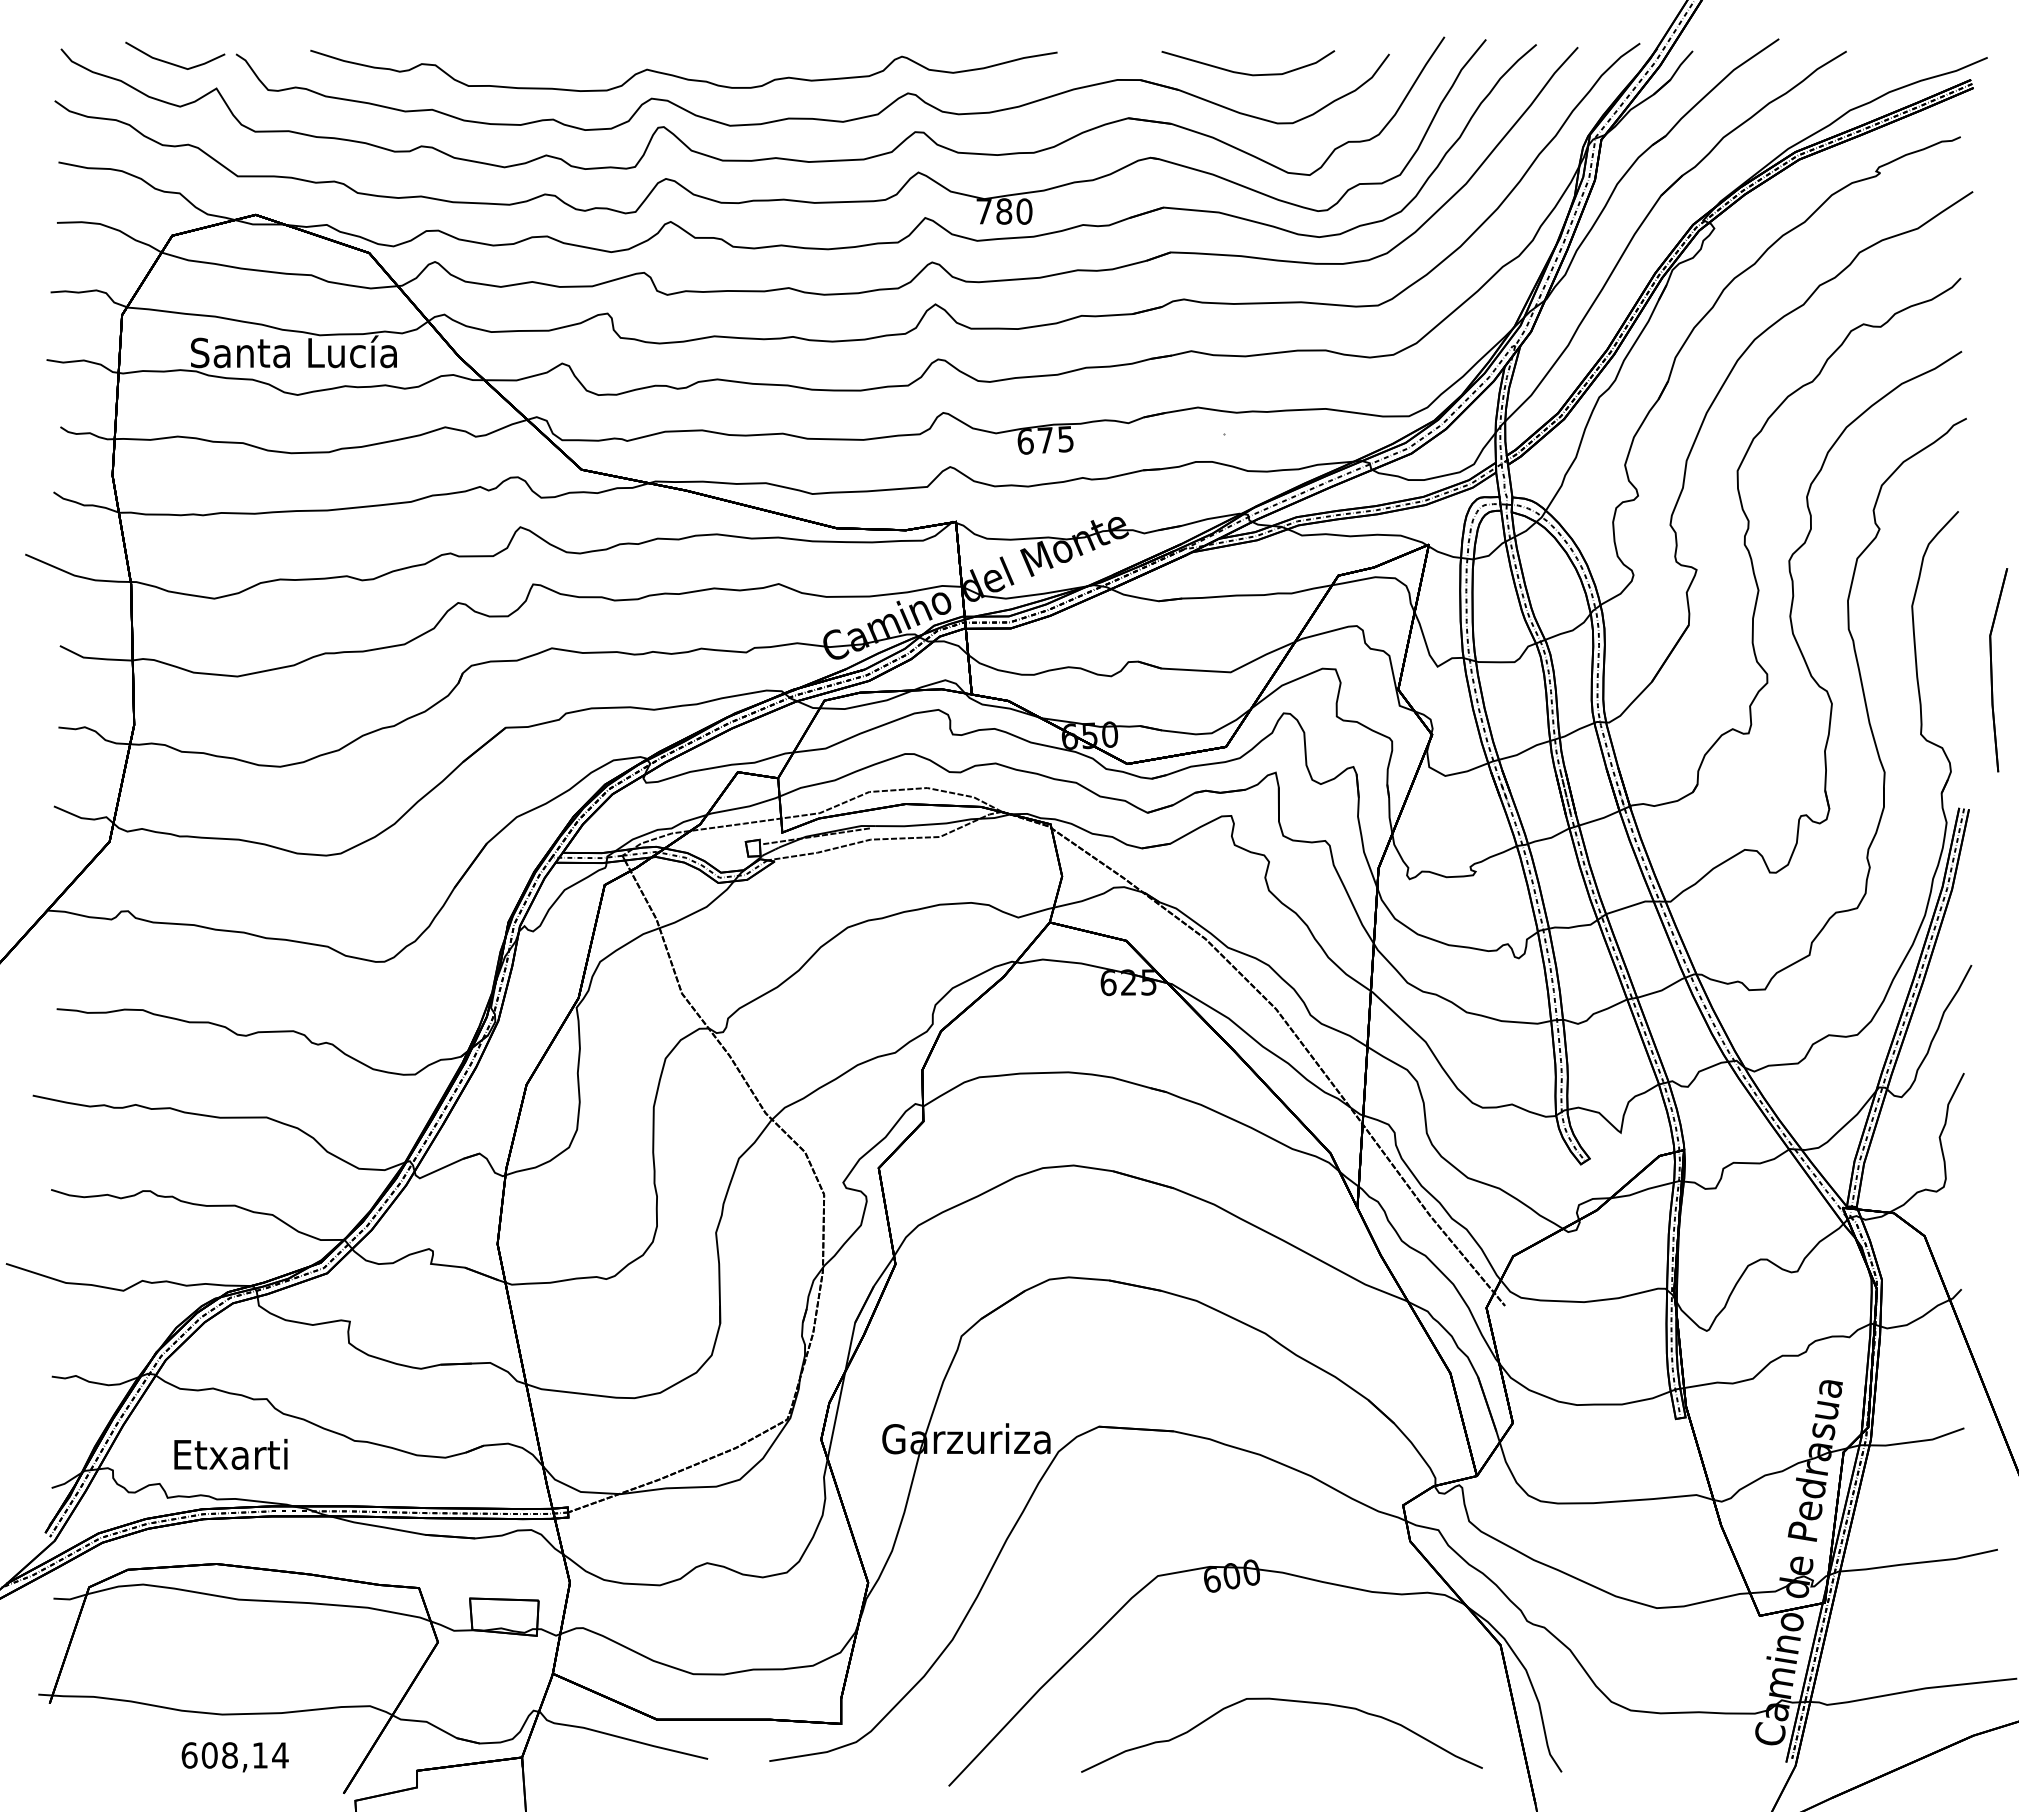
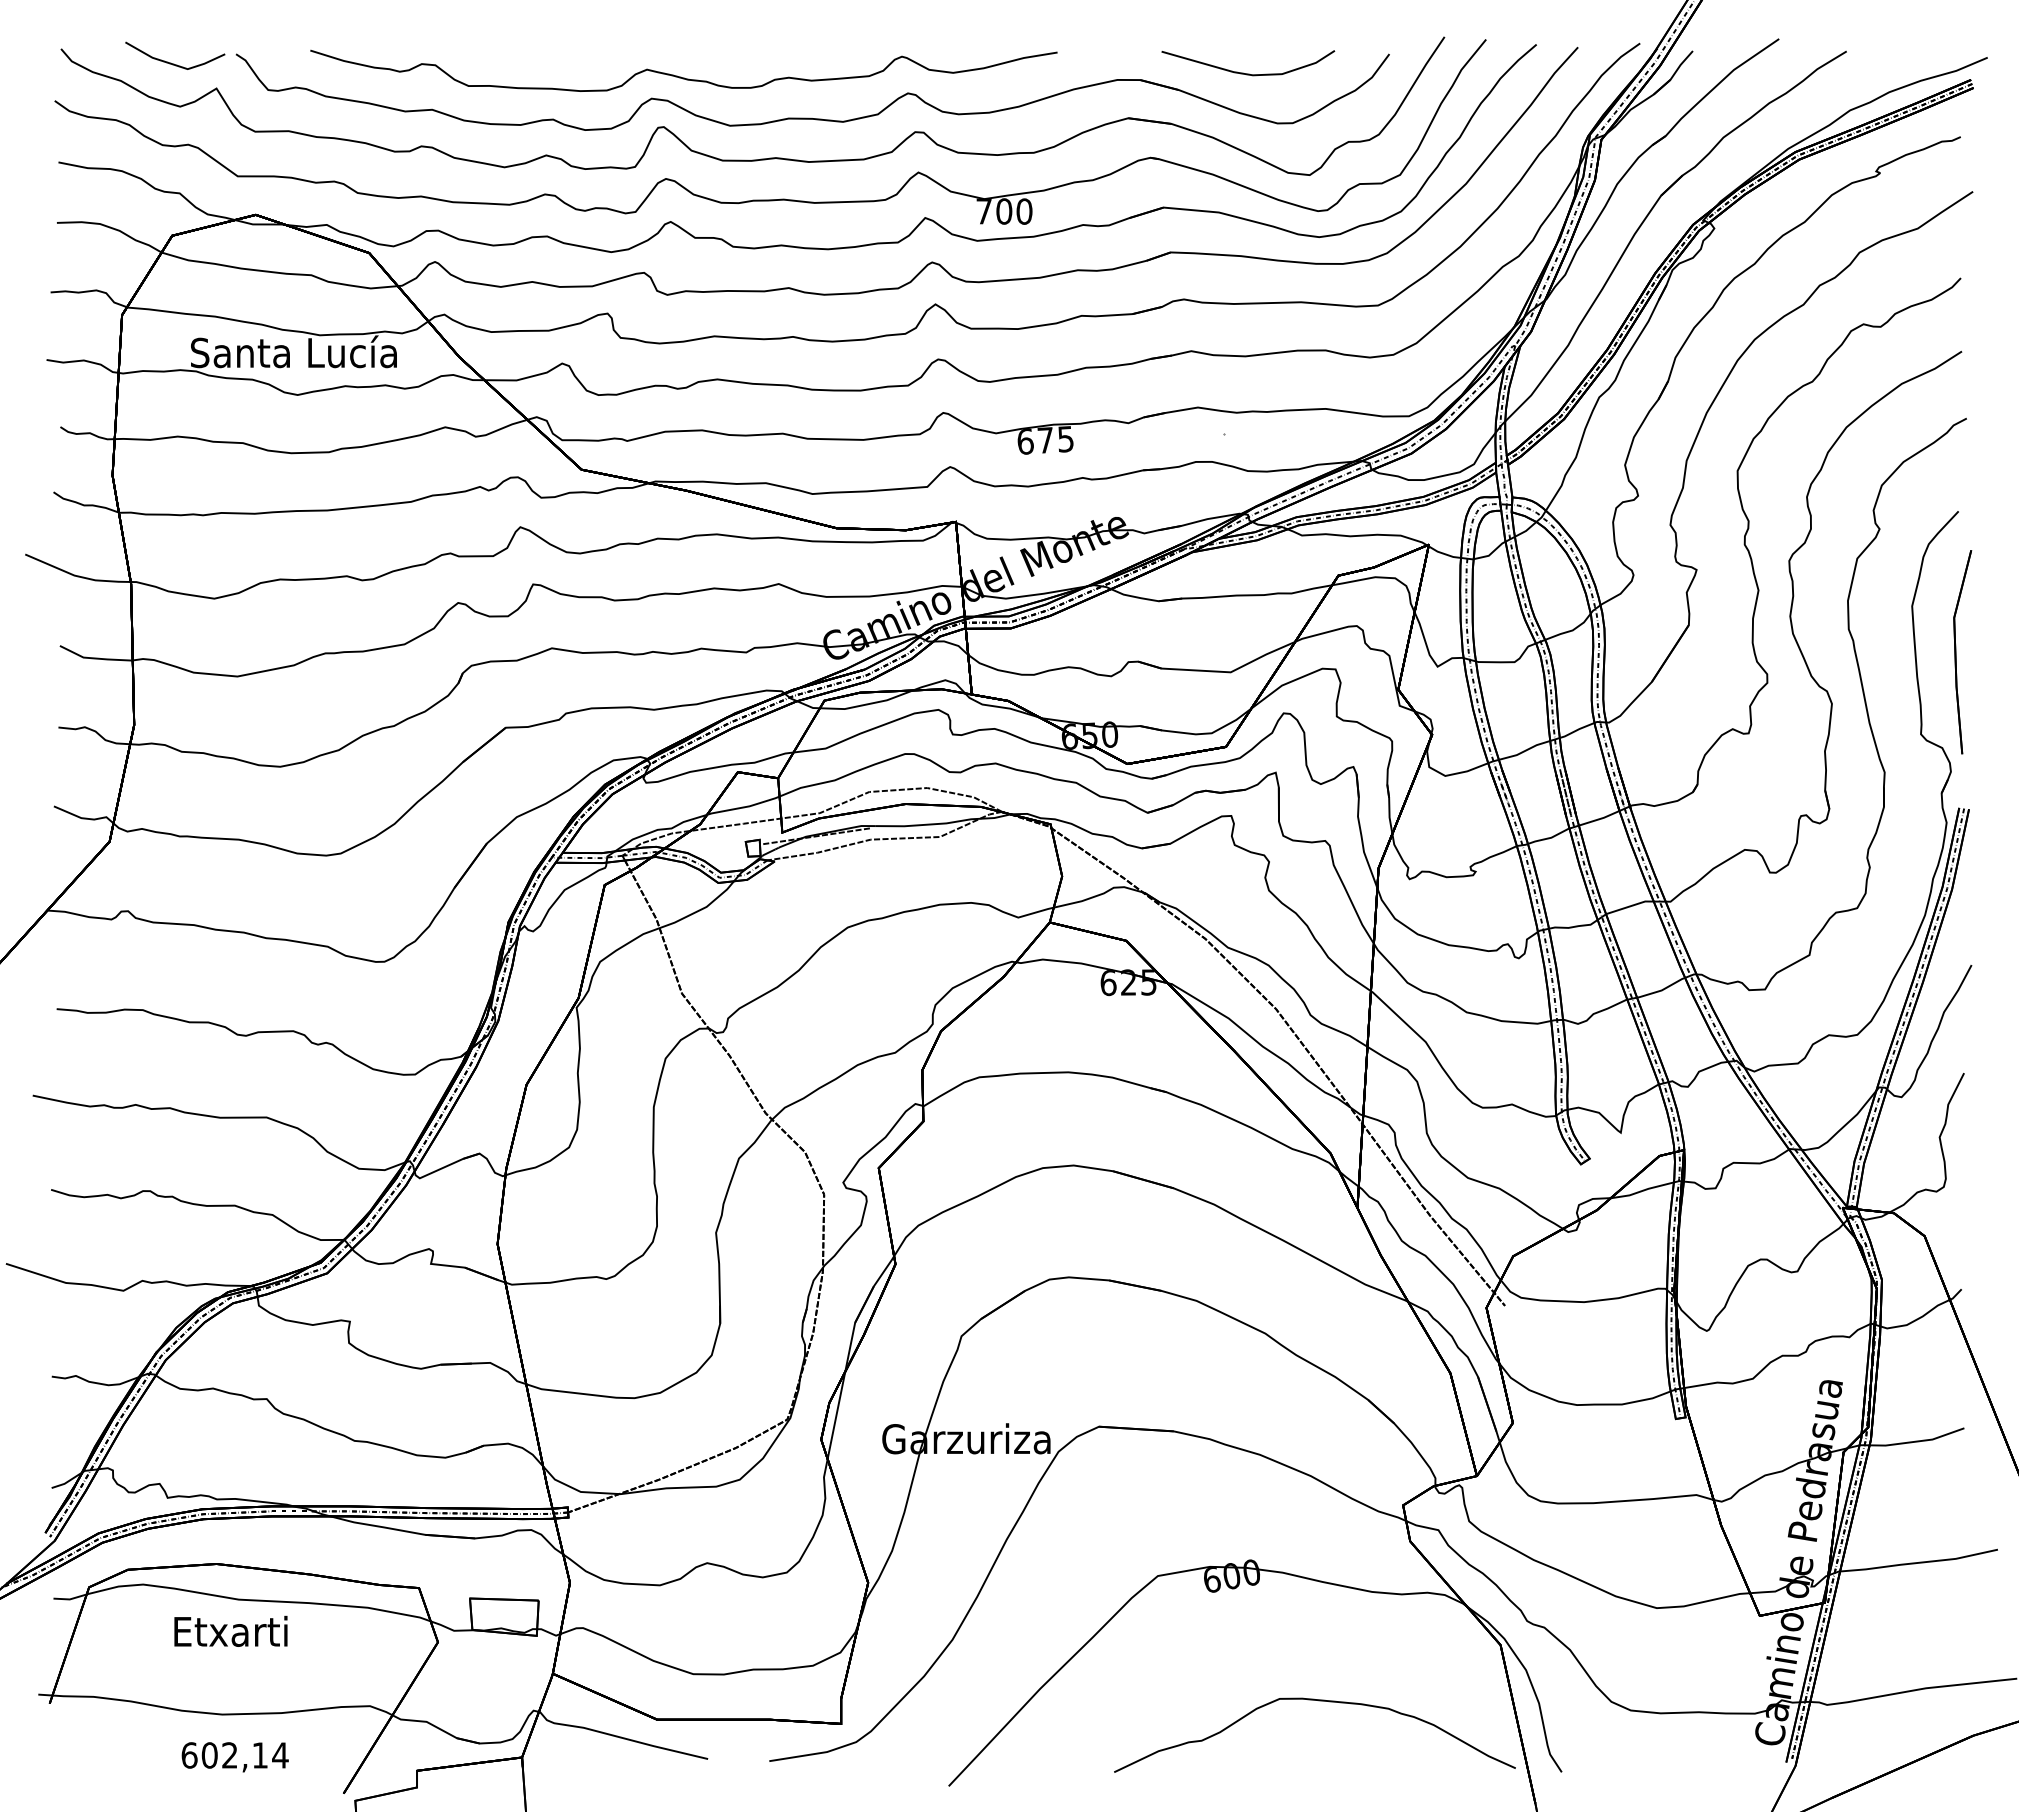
text: 780 -> 700 (1004, 211)
part position: (1998, 670) -> (1962, 652) (1962, 652)
text position: (230, 1453) -> (230, 1630) (230, 1630)
curve position: (1285, 1701) -> (1318, 1701) (1318, 1701)
text: 608,14 -> 602,14 (229, 1755)
